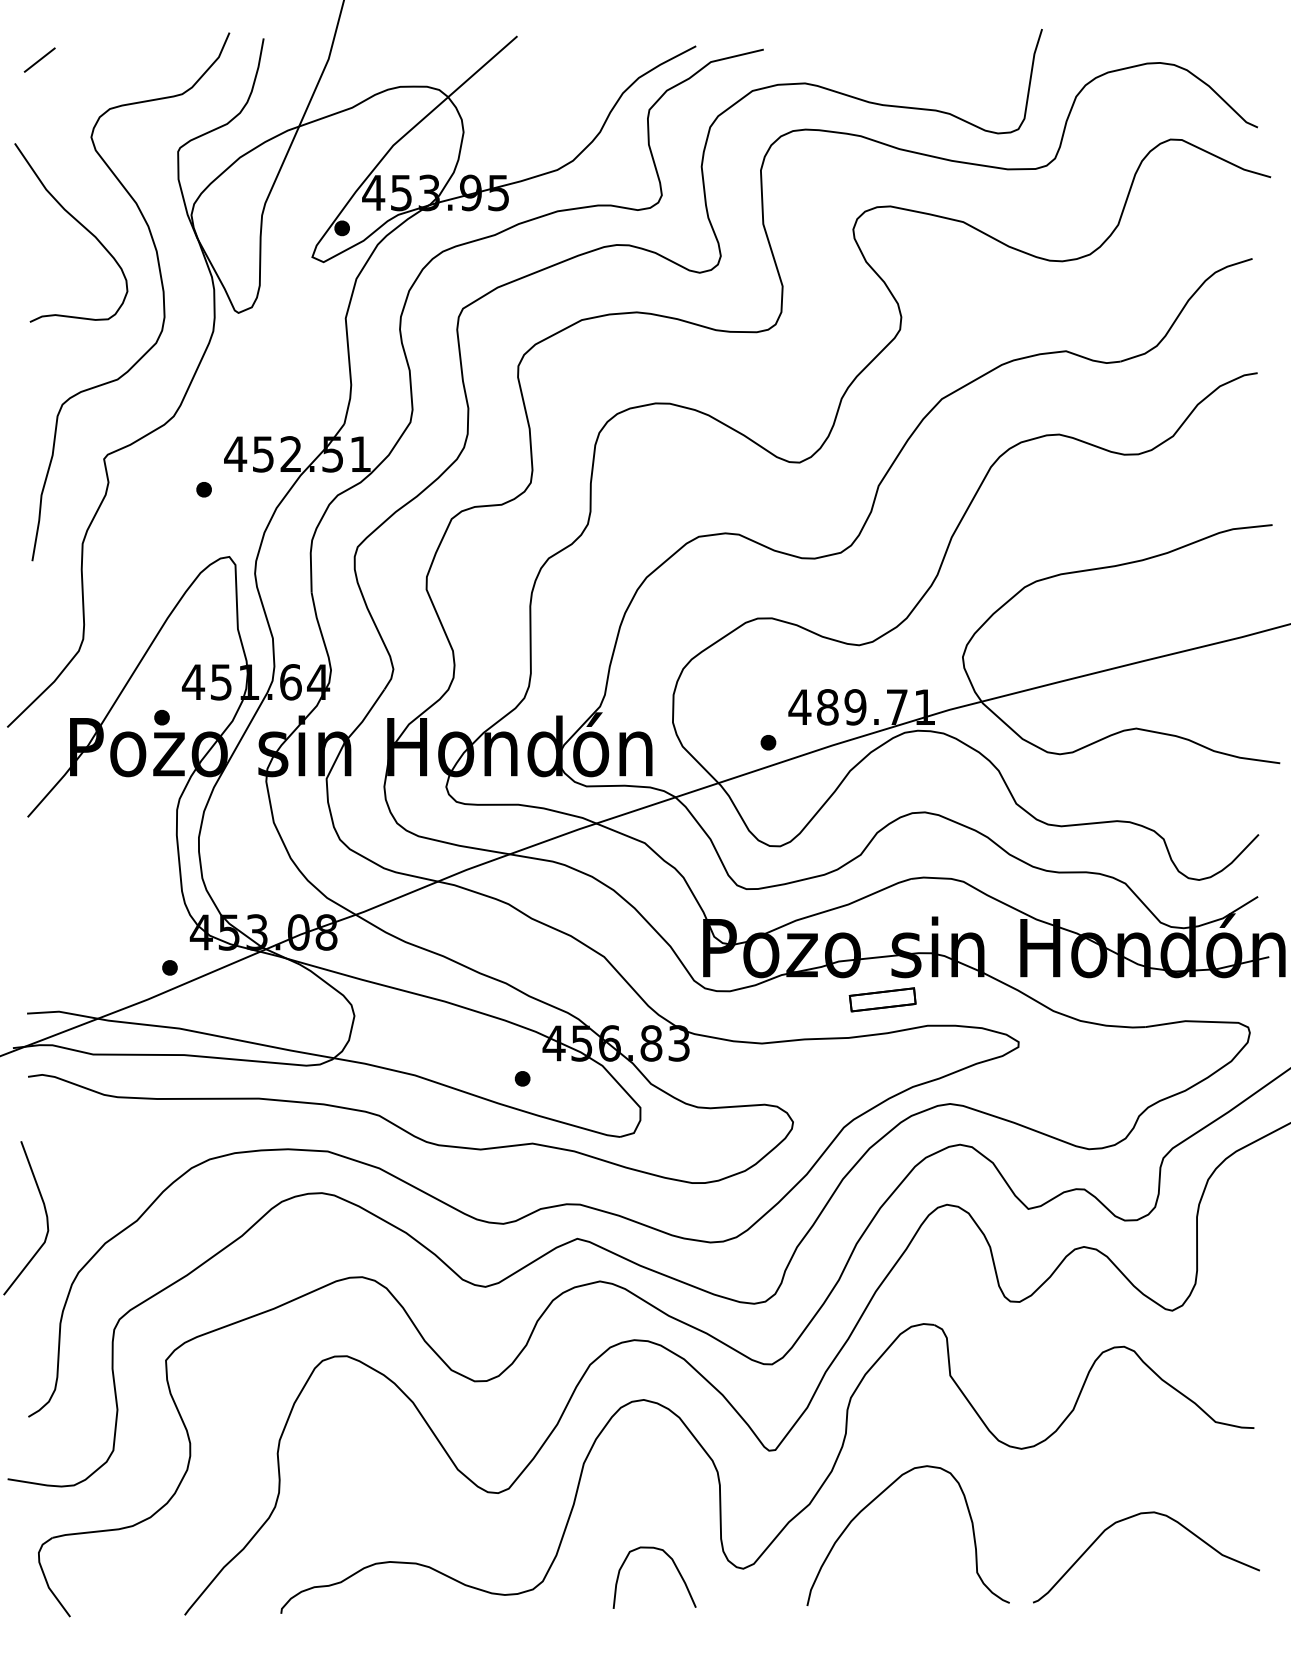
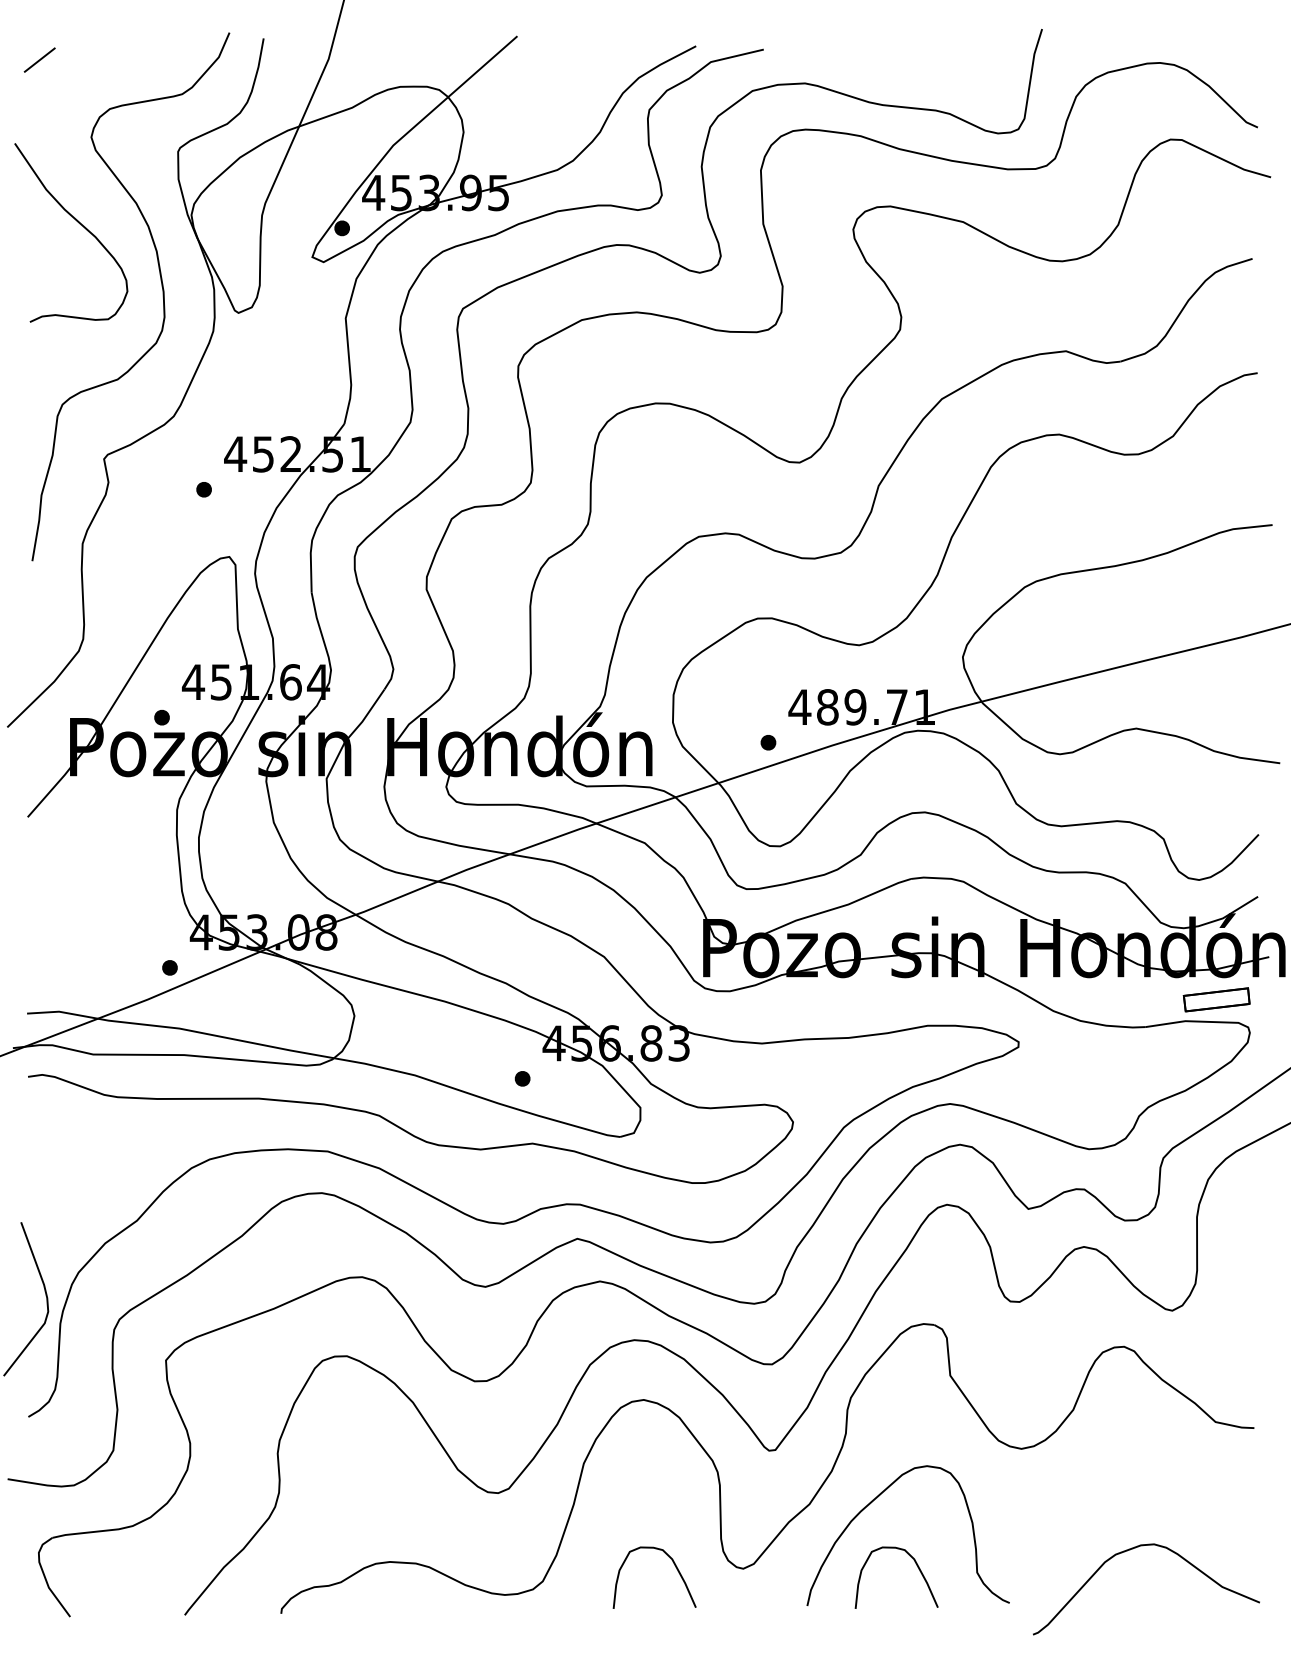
part position: (882, 999) -> (1216, 999) (1216, 999)
curve position: (45, 1214) -> (45, 1295) (45, 1295)
curve position: (1133, 1517) -> (1133, 1549) (1133, 1549)
curve: none -> present (917, 1567)
